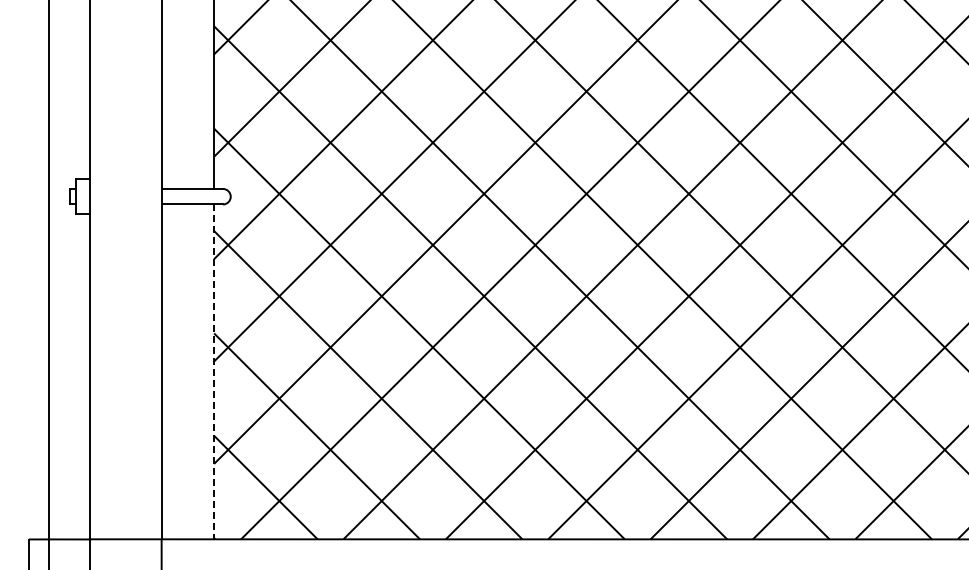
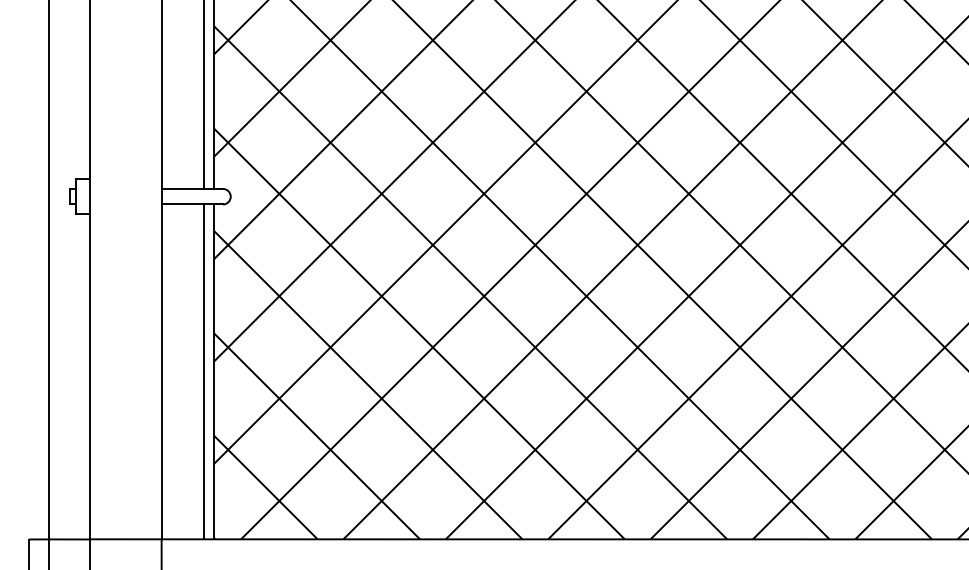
line: none -> present (203, 95)
line: none -> present (203, 371)
line: dashed -> solid (214, 372)
